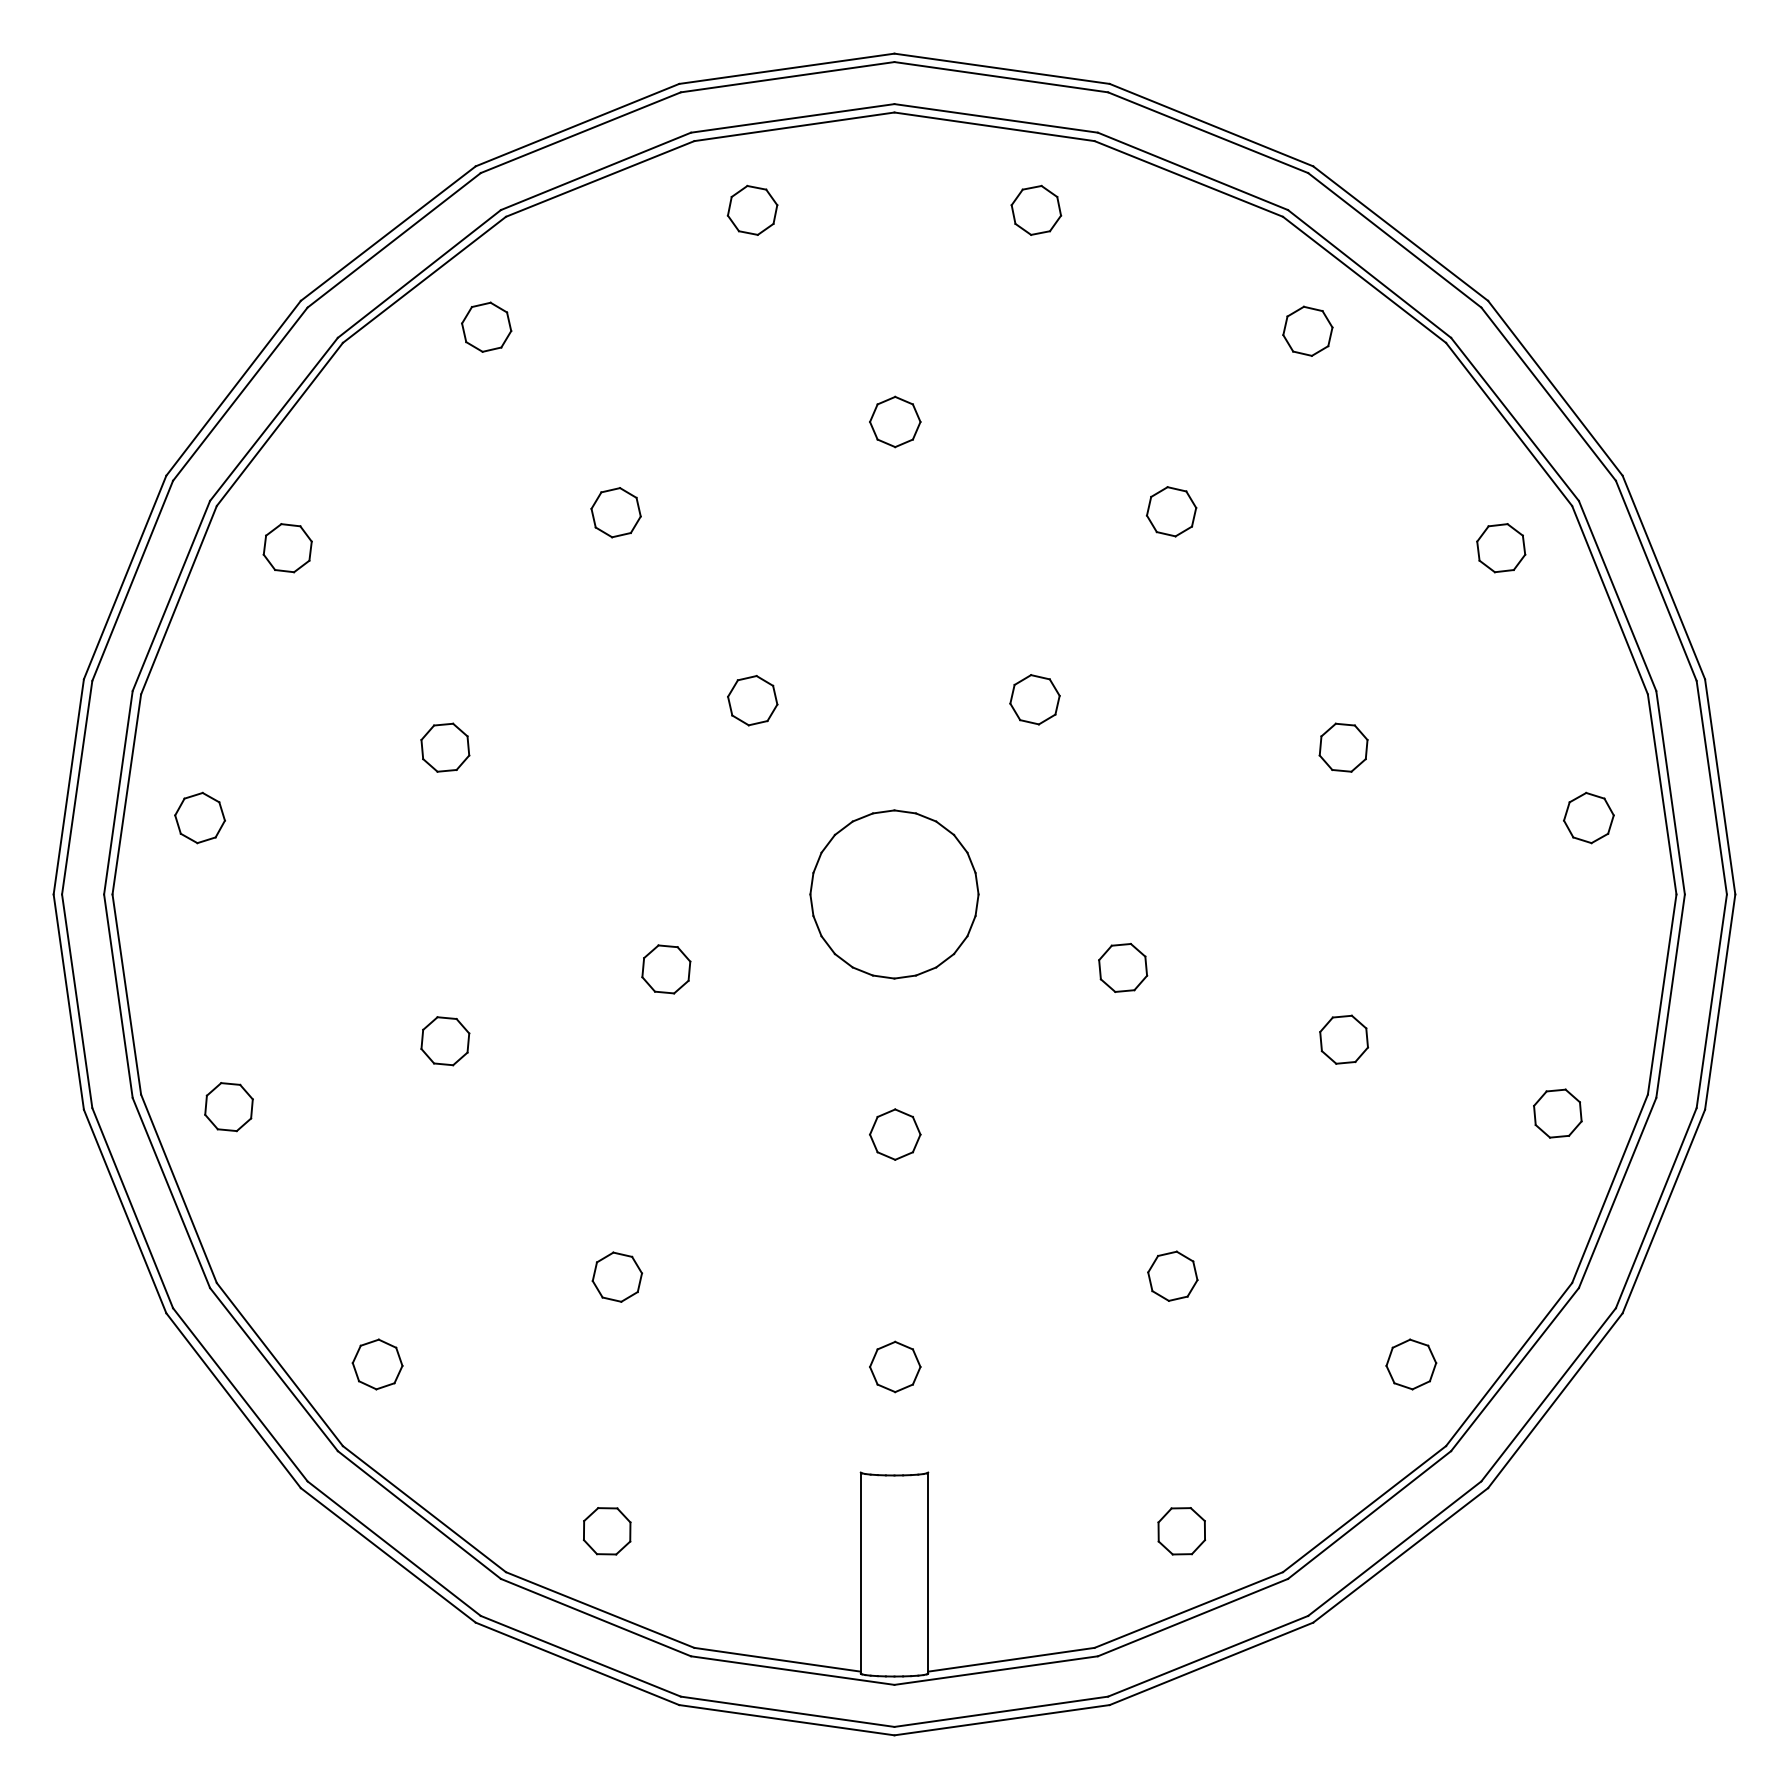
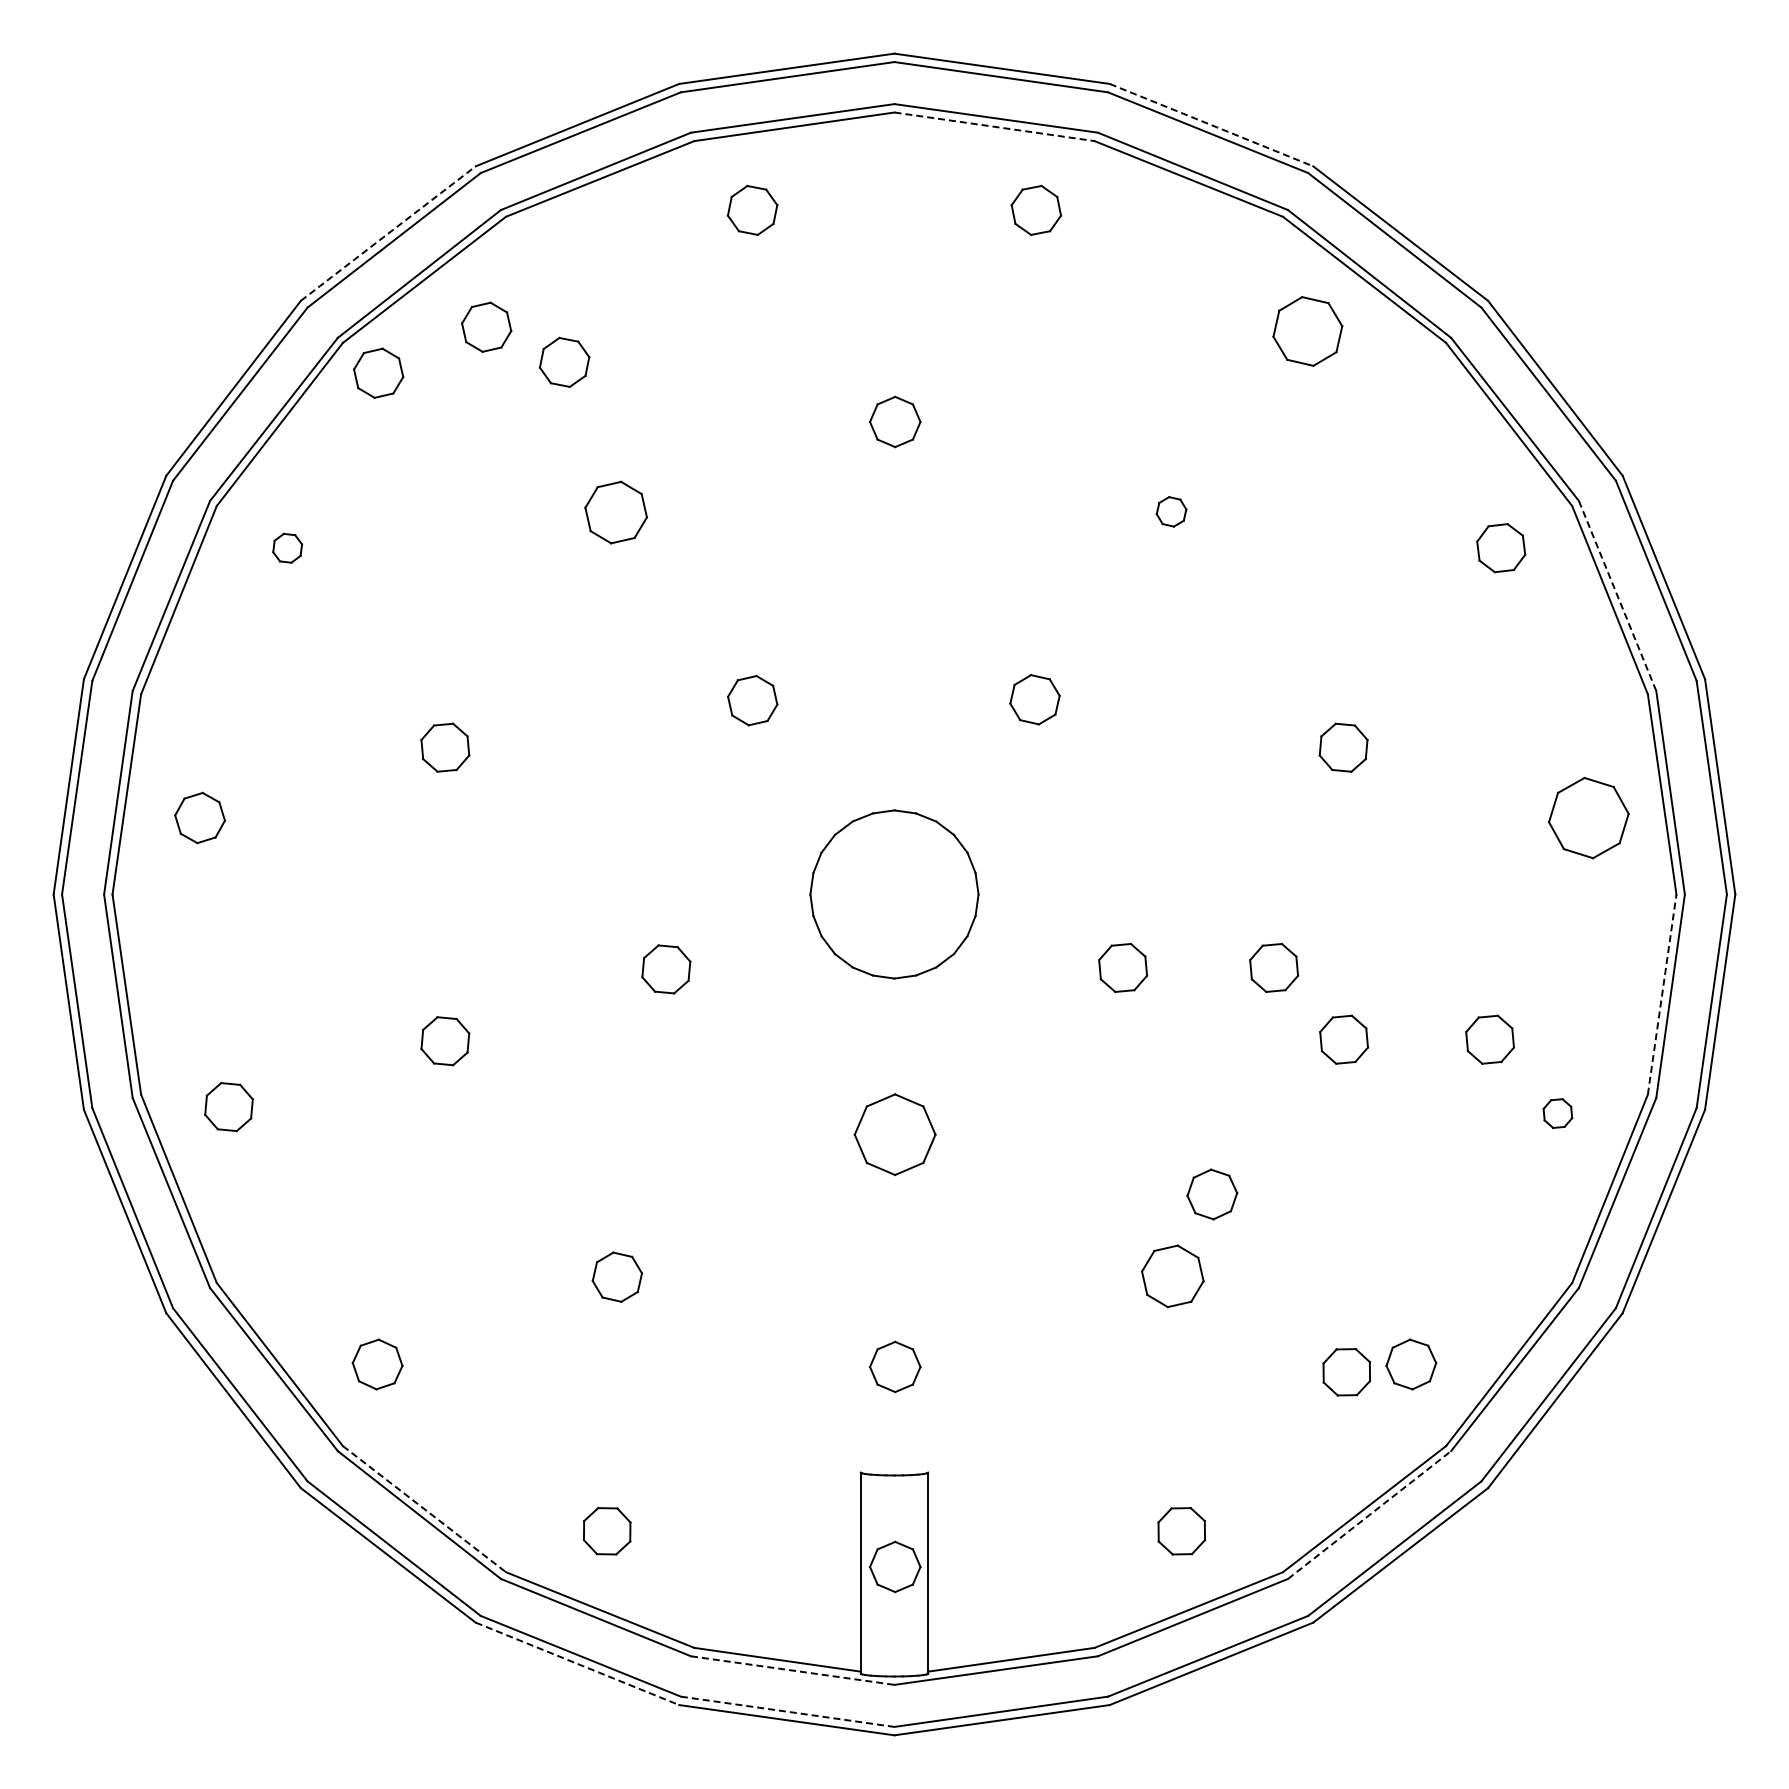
line: solid -> dashed (1211, 125)
line: solid -> dashed (995, 126)
line: solid -> dashed (388, 233)
part size: 52x52 px -> 72x71 px (1307, 331)
part: none -> present (564, 361)
part: none -> present (378, 372)
part size: 53x52 px -> 33x32 px (1171, 511)
part size: 52x52 px -> 64x65 px (615, 512)
part size: 51x51 px -> 32x32 px (287, 547)
line: solid -> dashed (1617, 596)
part size: 52x54 px -> 82x84 px (1588, 817)
part: none -> present (1274, 967)
line: solid -> dashed (1662, 994)
part: none -> present (1490, 1039)
part size: 50x51 px -> 32x31 px (1557, 1113)
part size: 53x53 px -> 84x84 px (894, 1134)
part: none -> present (1212, 1194)
part size: 52x52 px -> 64x65 px (1172, 1276)
part: none -> present (1346, 1372)
line: solid -> dashed (424, 1509)
line: solid -> dashed (1369, 1515)
part: none -> present (895, 1566)
line: solid -> dashed (577, 1663)
line: solid -> dashed (792, 1670)
line: solid -> dashed (787, 1711)
